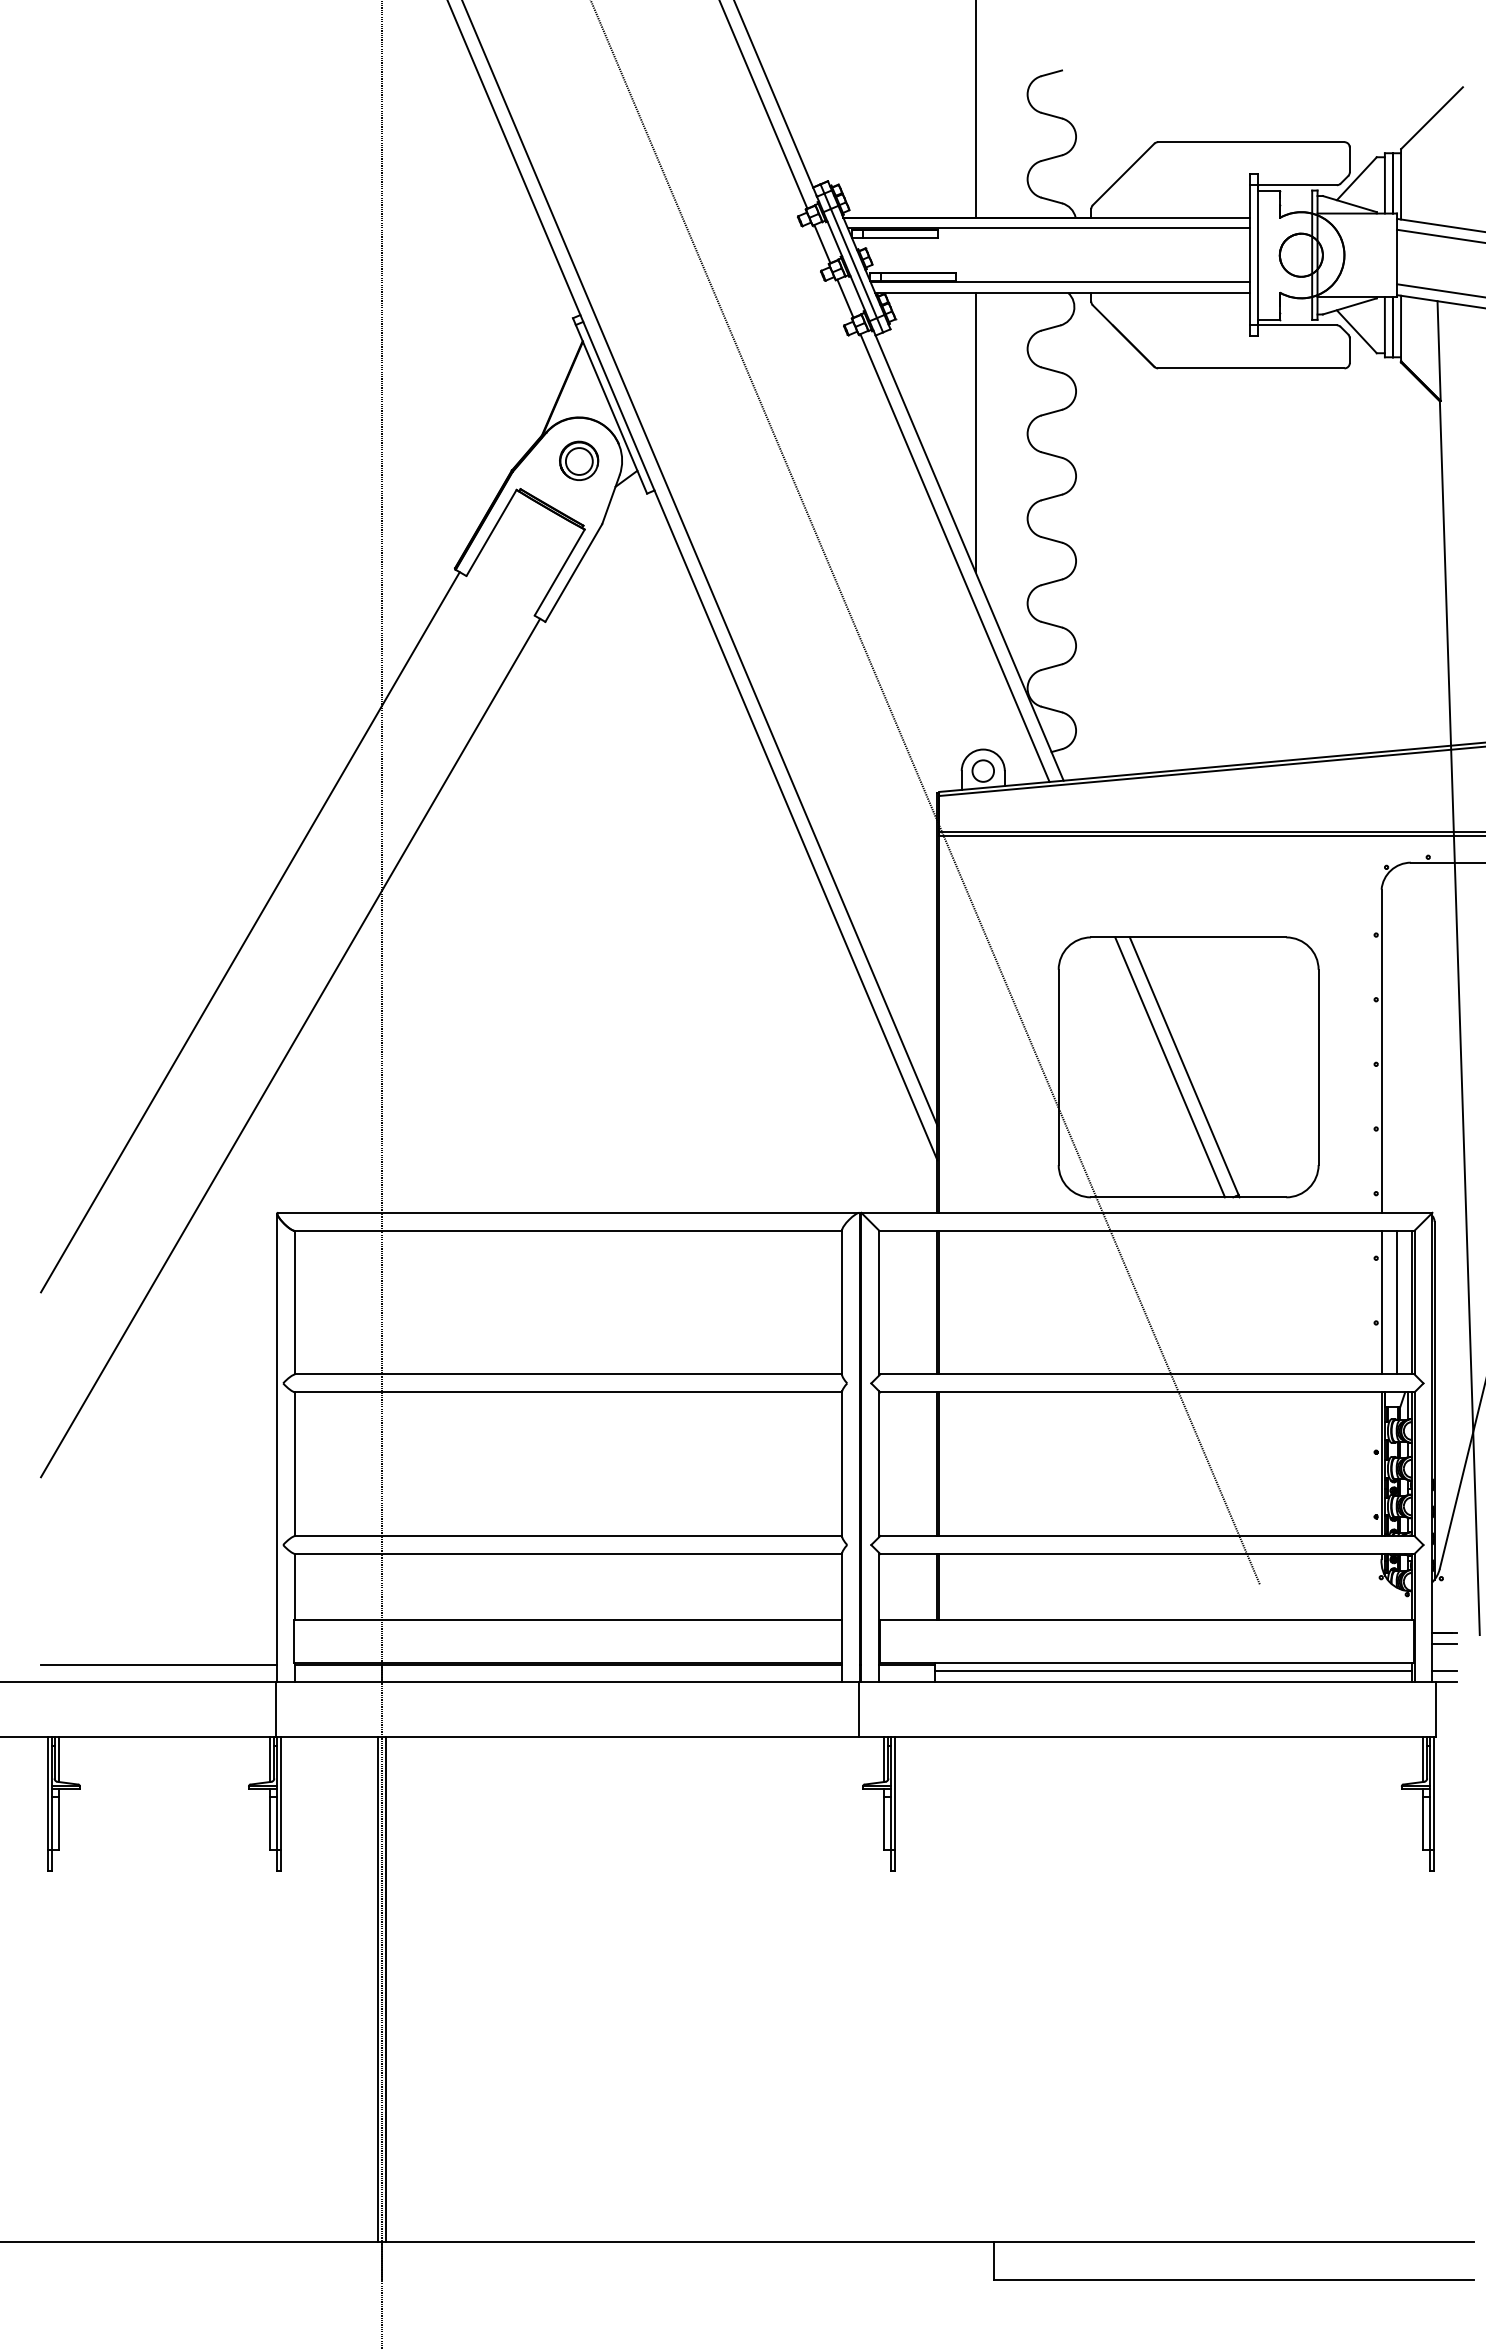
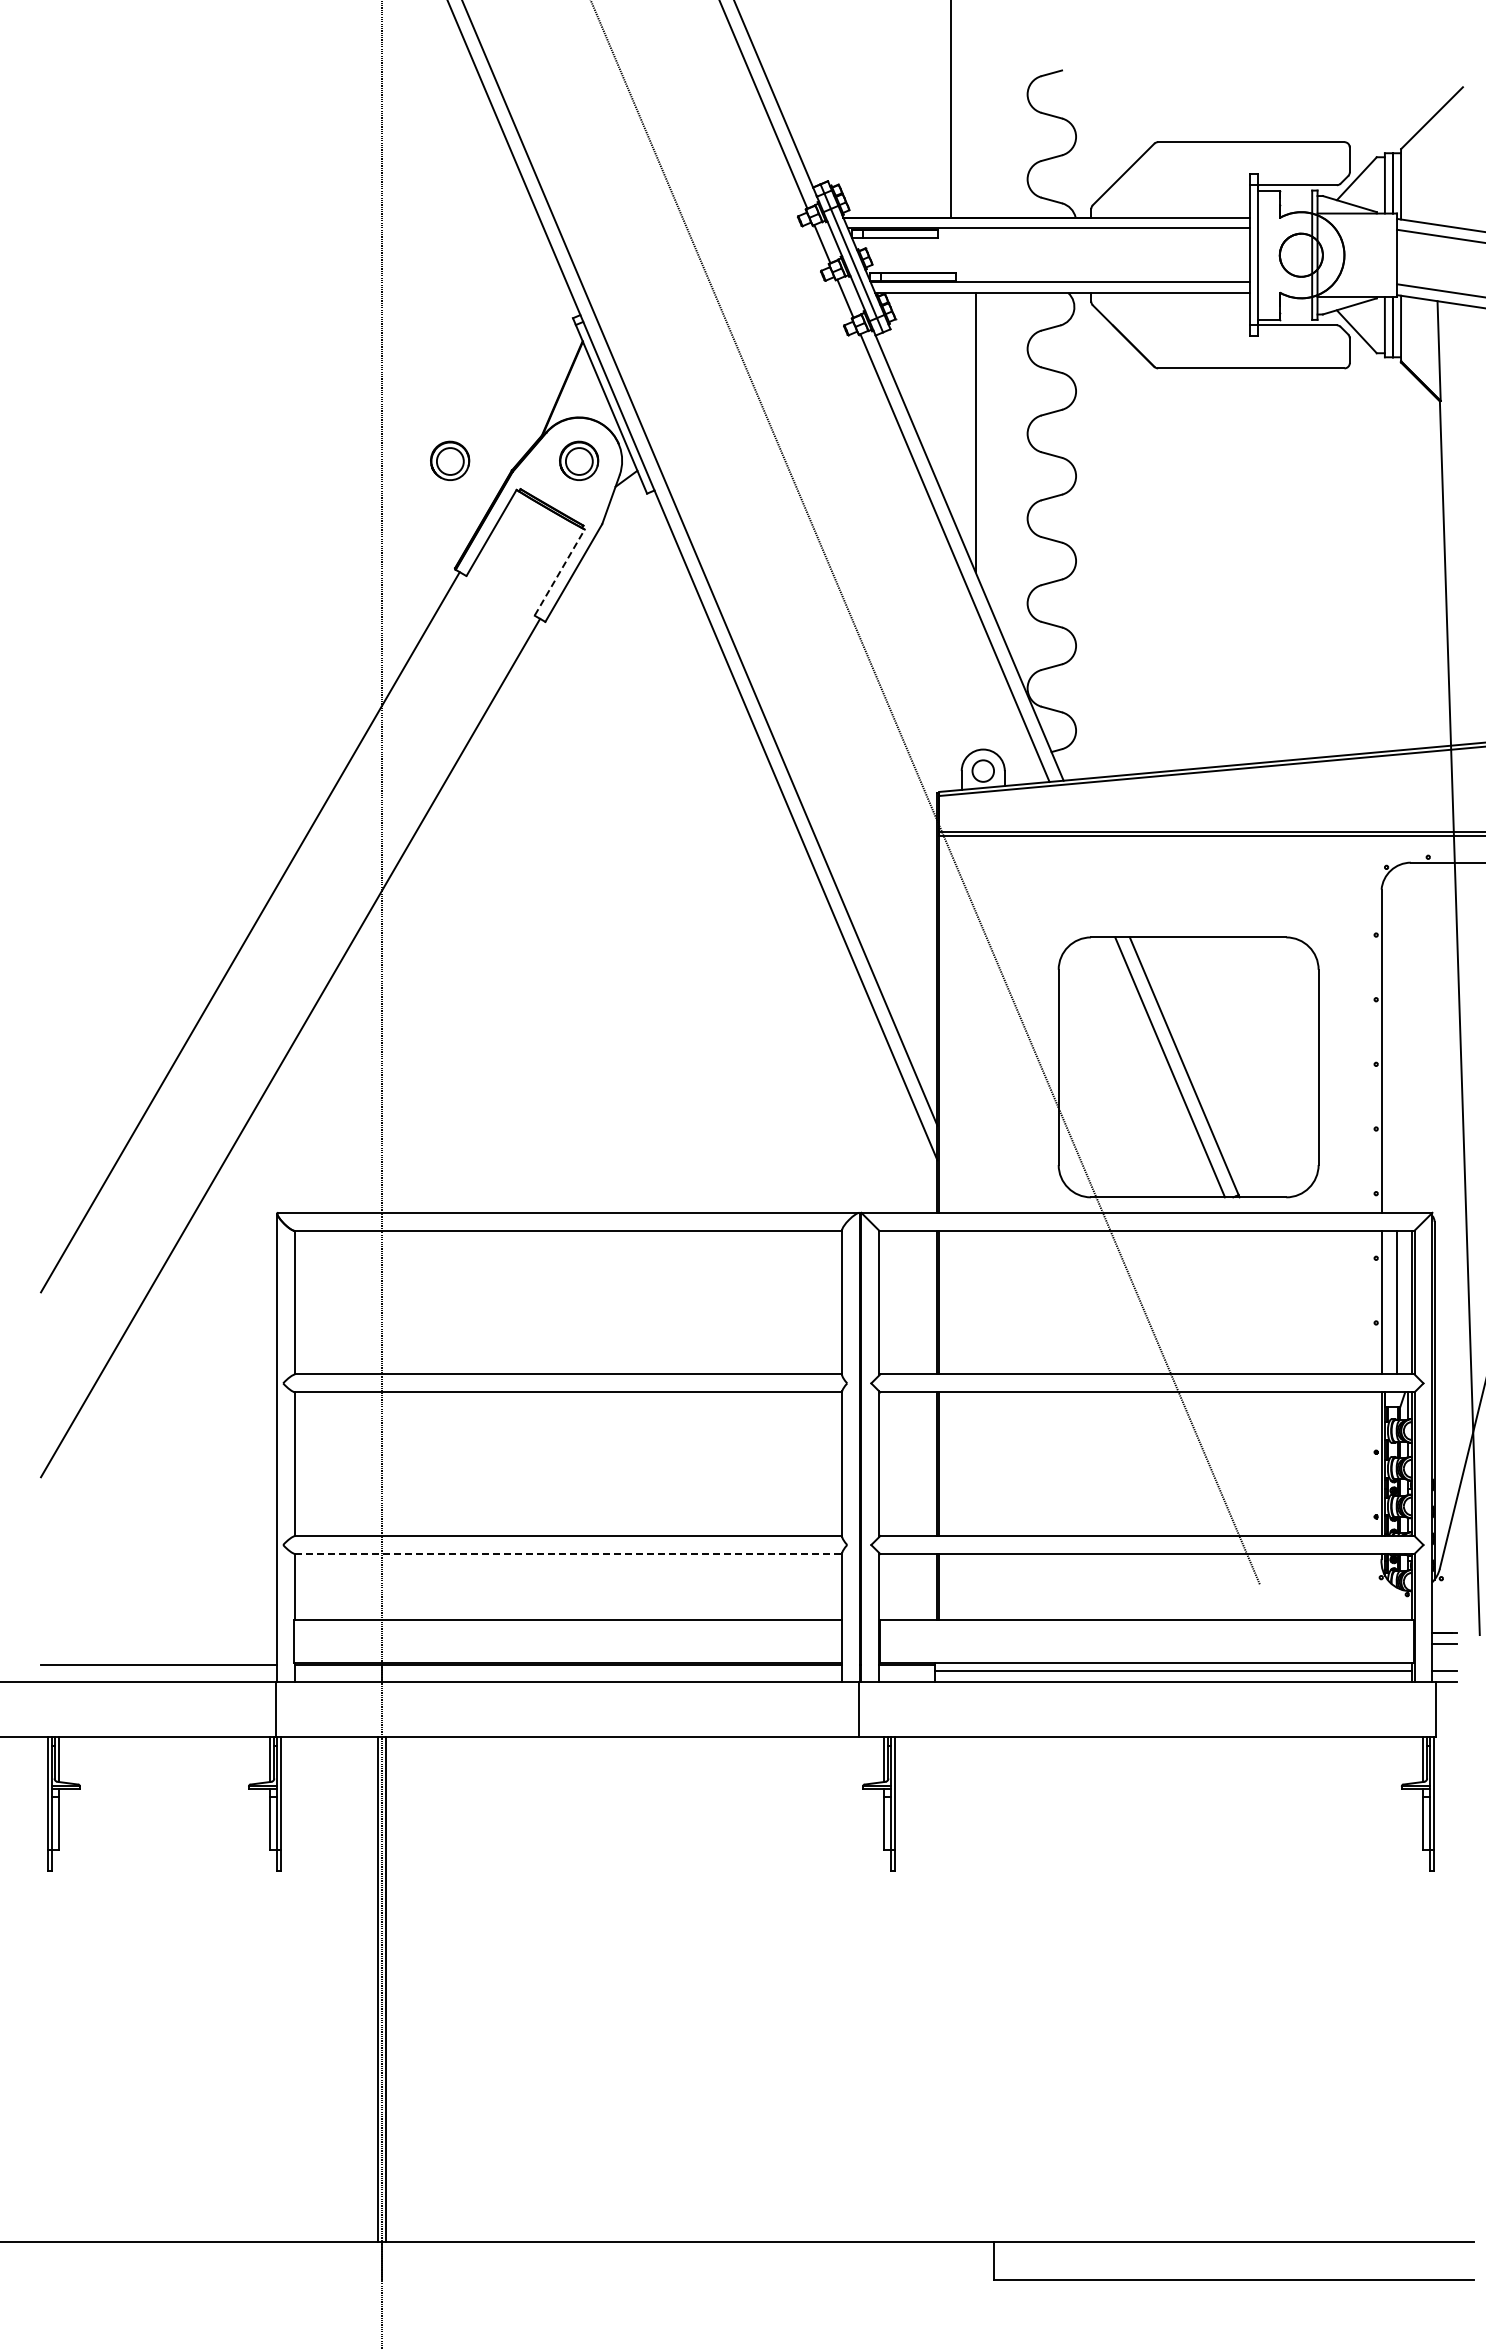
line position: (975, 109) -> (950, 109) (950, 109)
part: none -> present (450, 460)
line: solid -> dashed (559, 572)
line: solid -> dashed (568, 1553)
